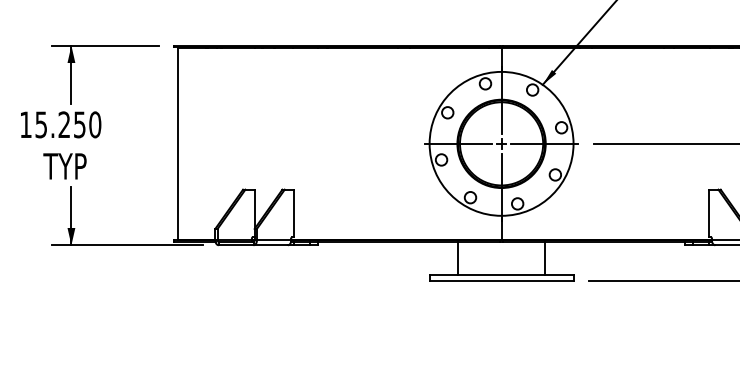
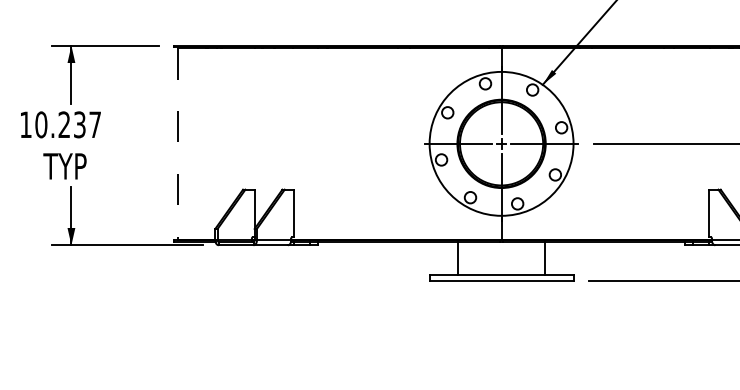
text: 15.250 -> 10.237 (68, 124)
line: solid -> dashed (177, 143)
